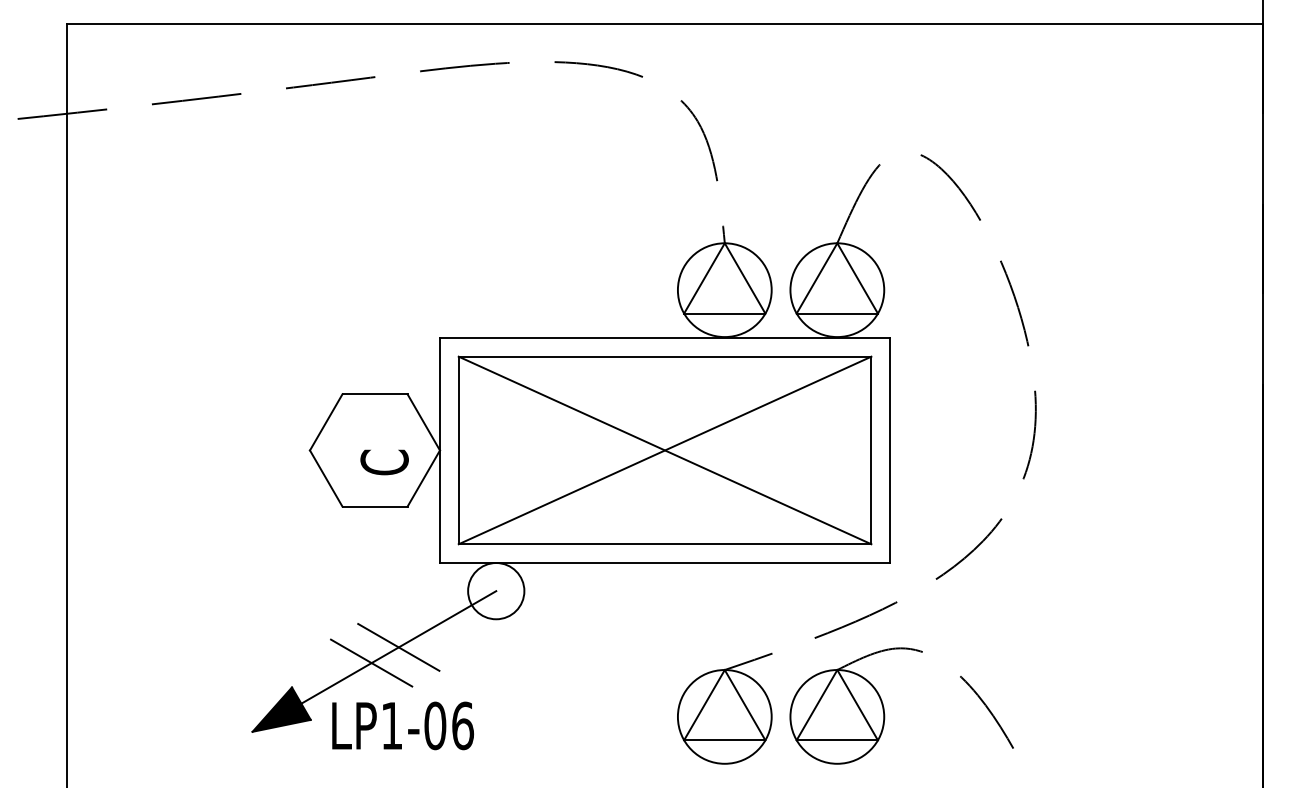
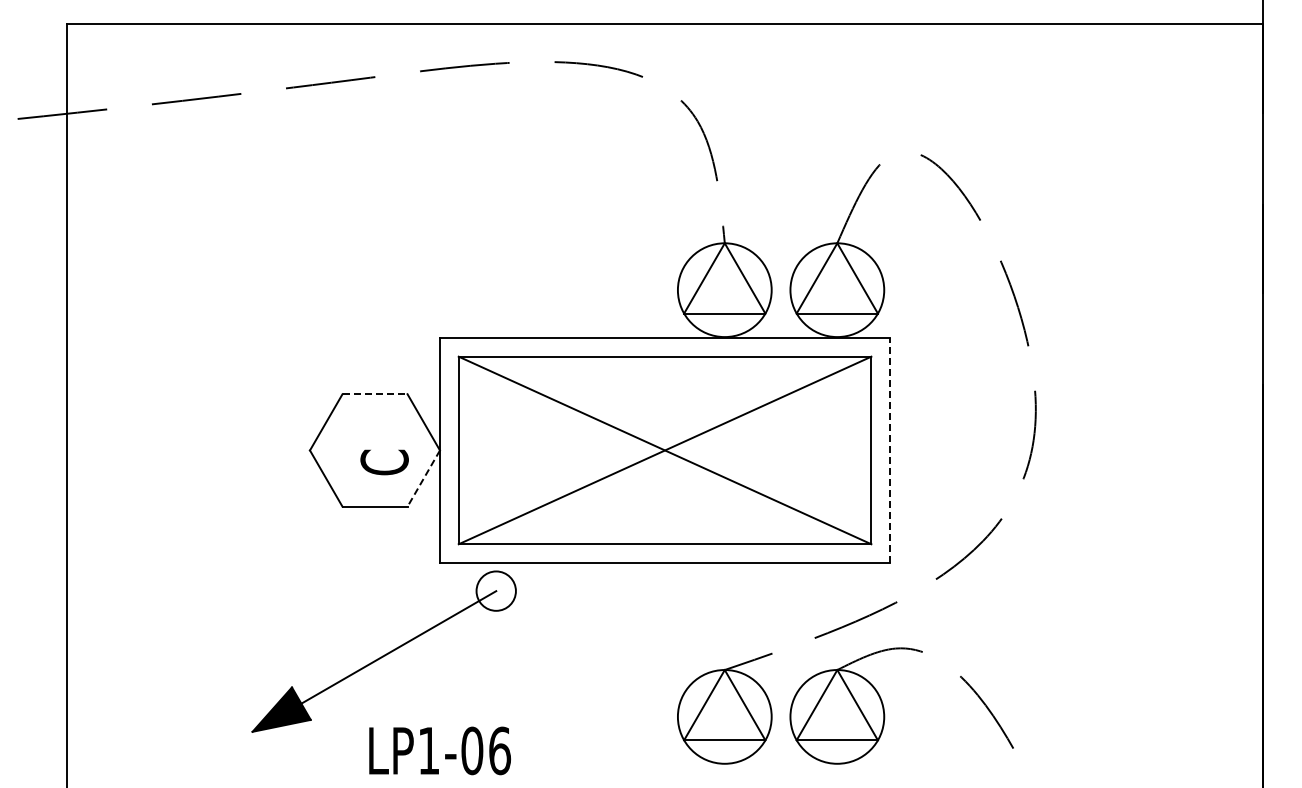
line: solid -> dashed (375, 394)
line: solid -> dashed (890, 450)
line: solid -> dashed (423, 479)
circle diameter: 56 px -> 39 px (495, 590)
line: present -> none (398, 646)
line: present -> none (371, 662)
text position: (402, 725) -> (439, 750) (439, 750)
